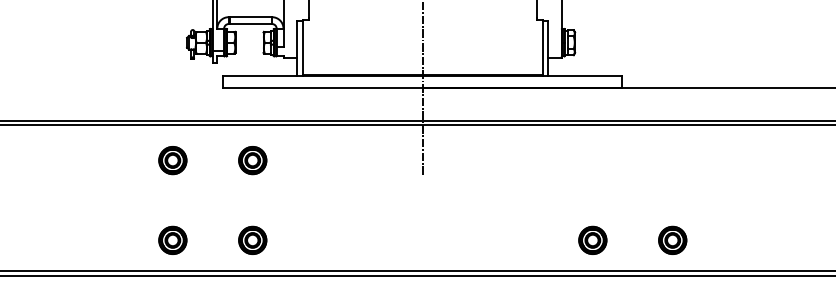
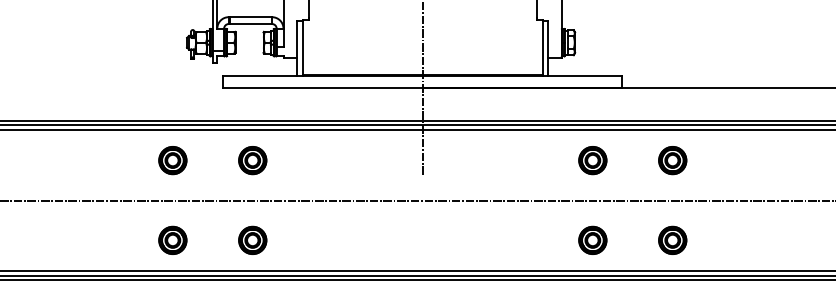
line: none -> present (417, 129)
part: none -> present (592, 160)
part: none -> present (672, 160)
line: none -> present (417, 200)
line: none -> present (417, 280)
